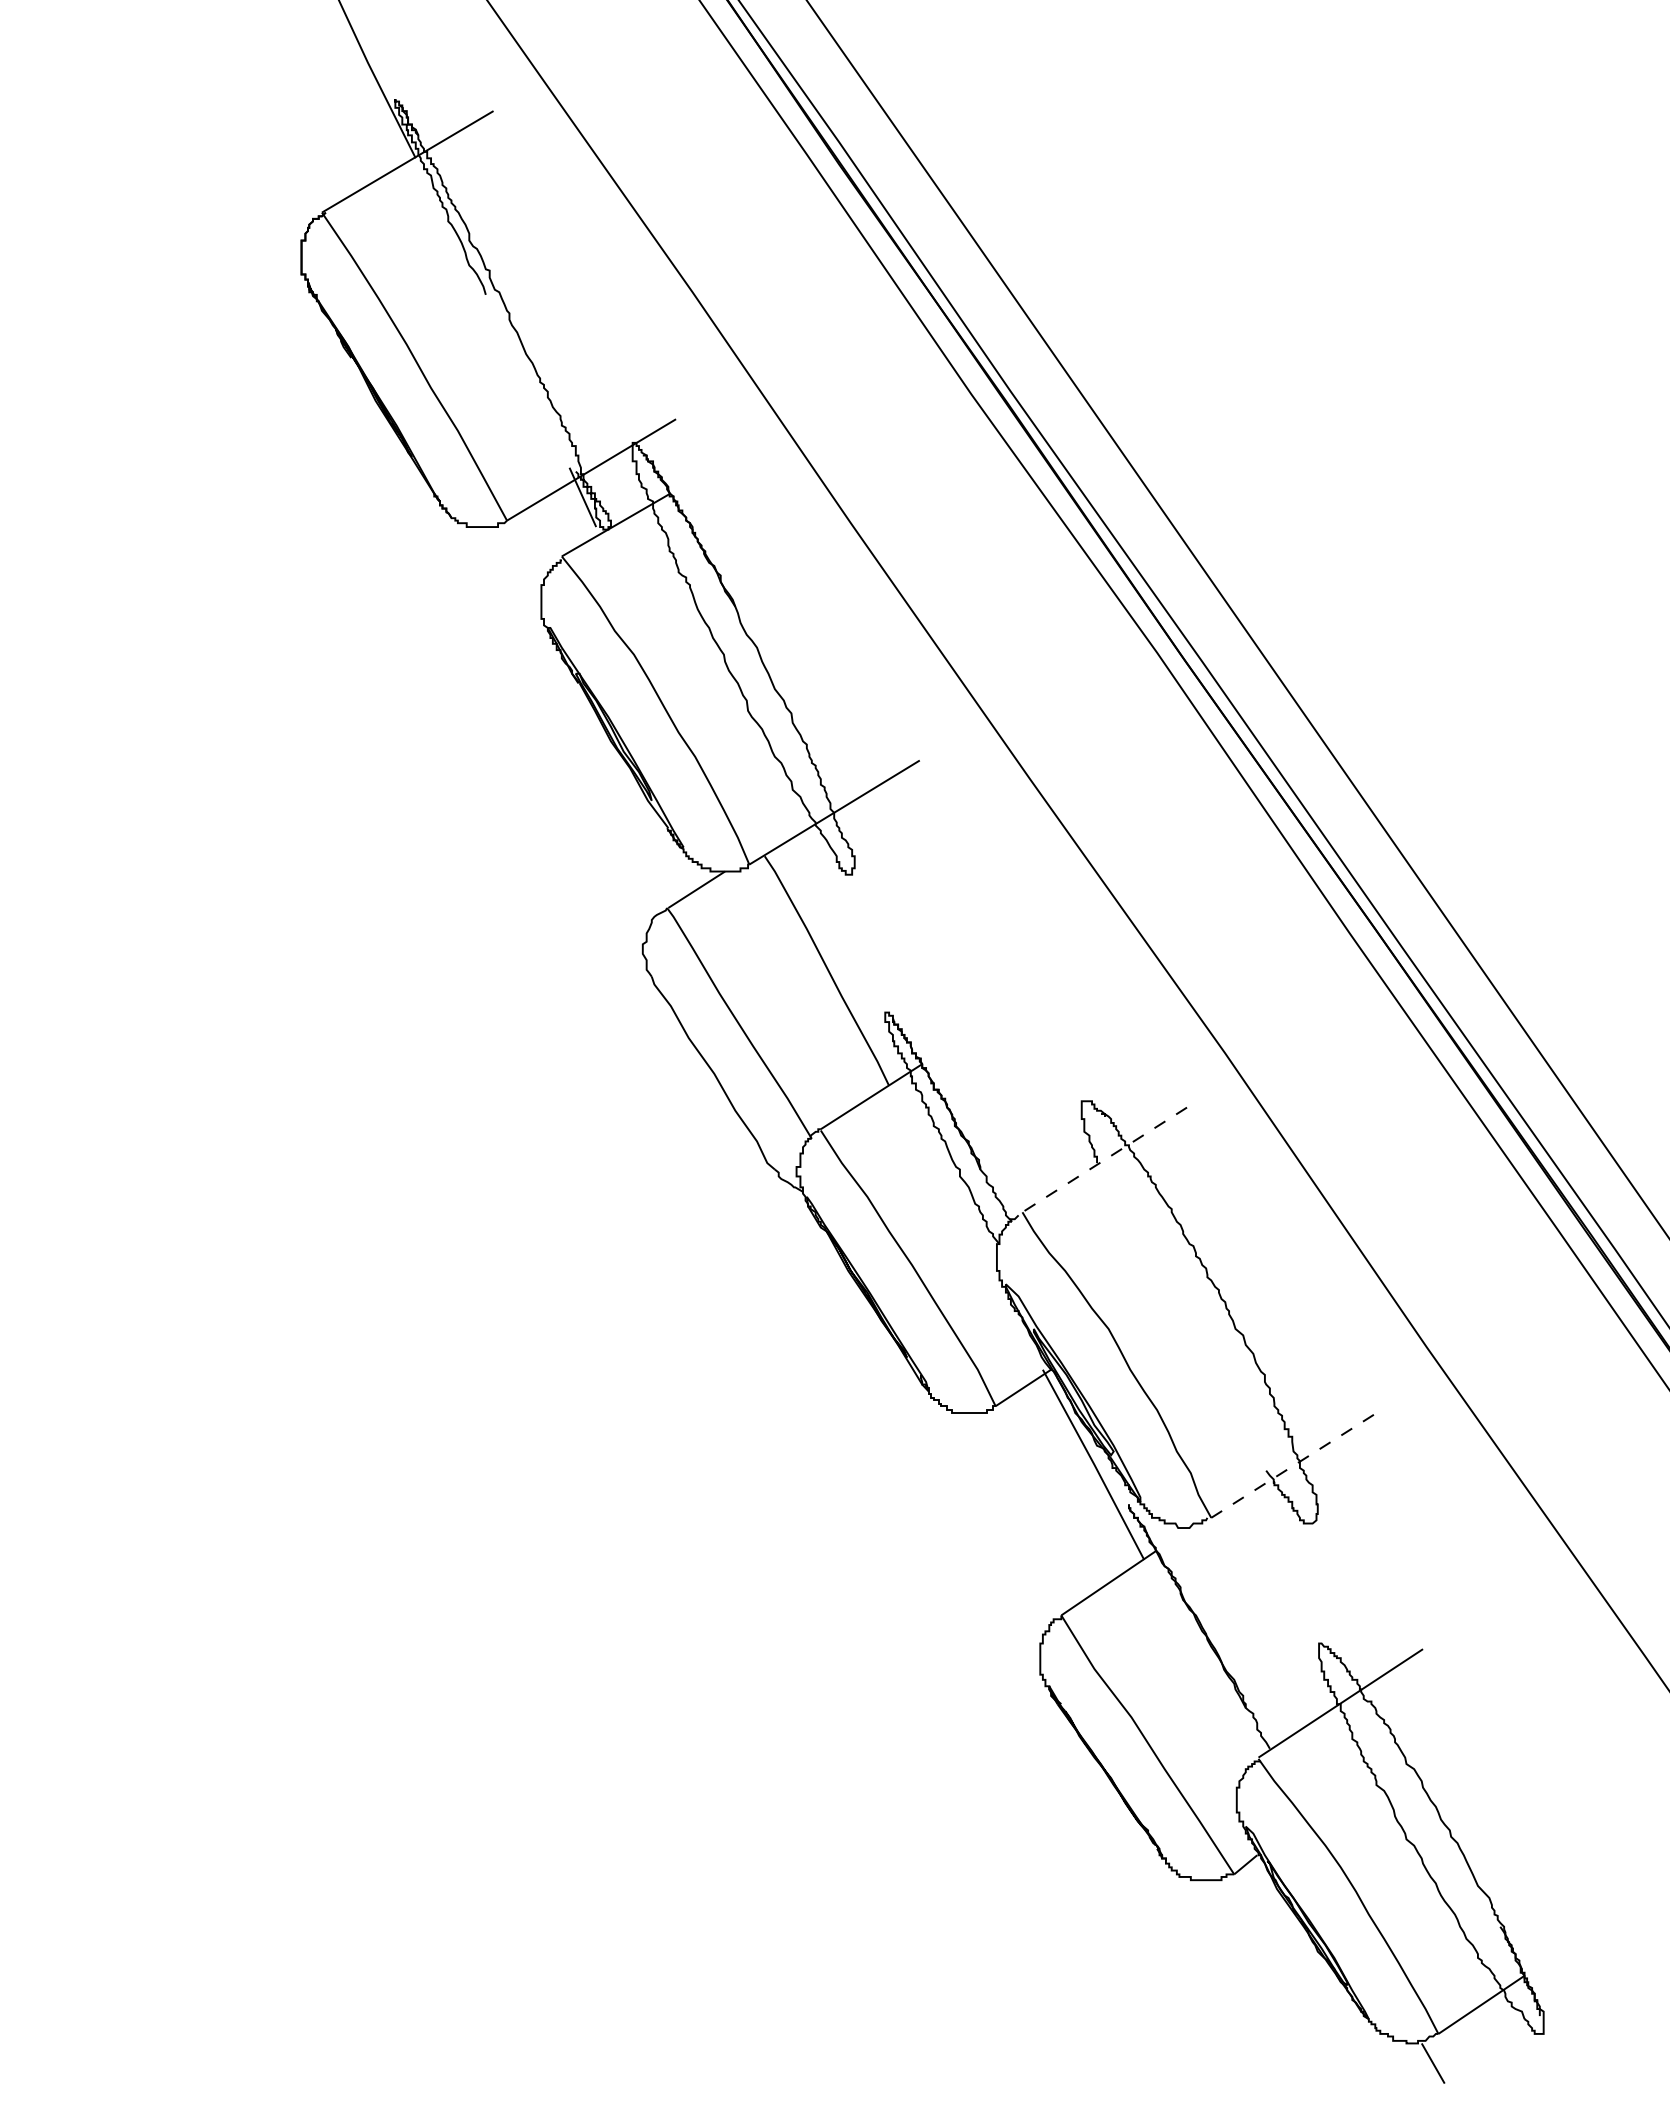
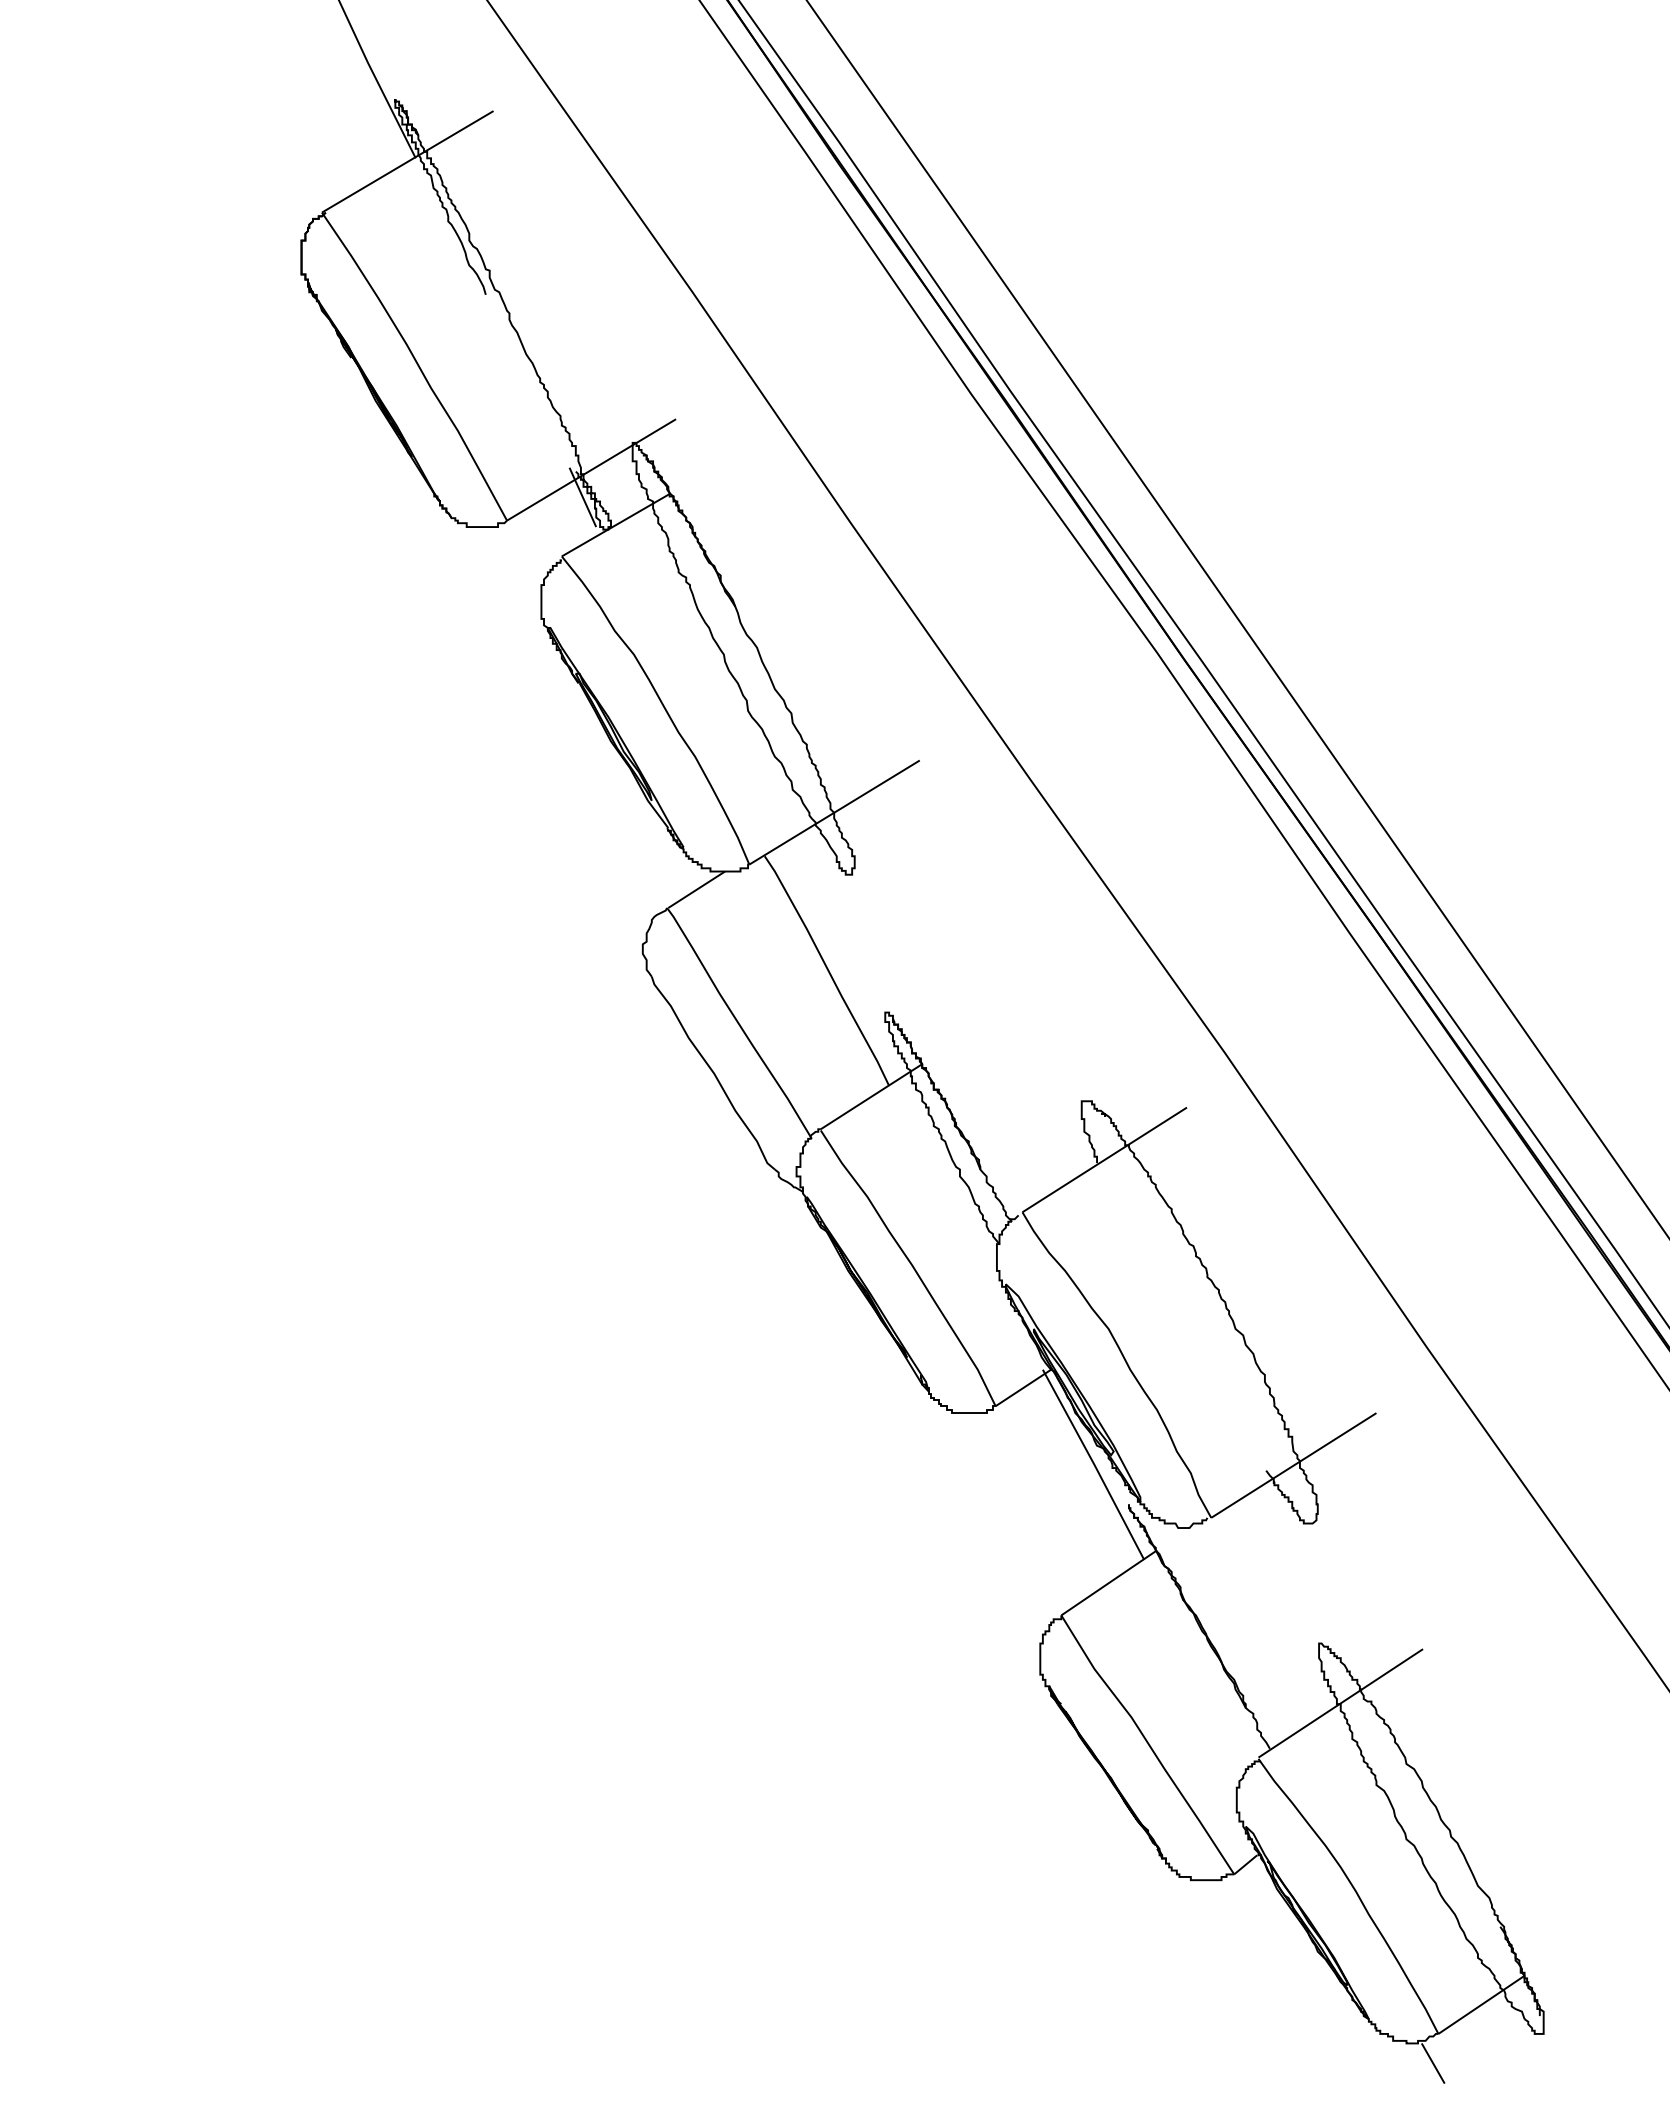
line: dashed -> solid (1104, 1159)
line: dashed -> solid (1293, 1465)
